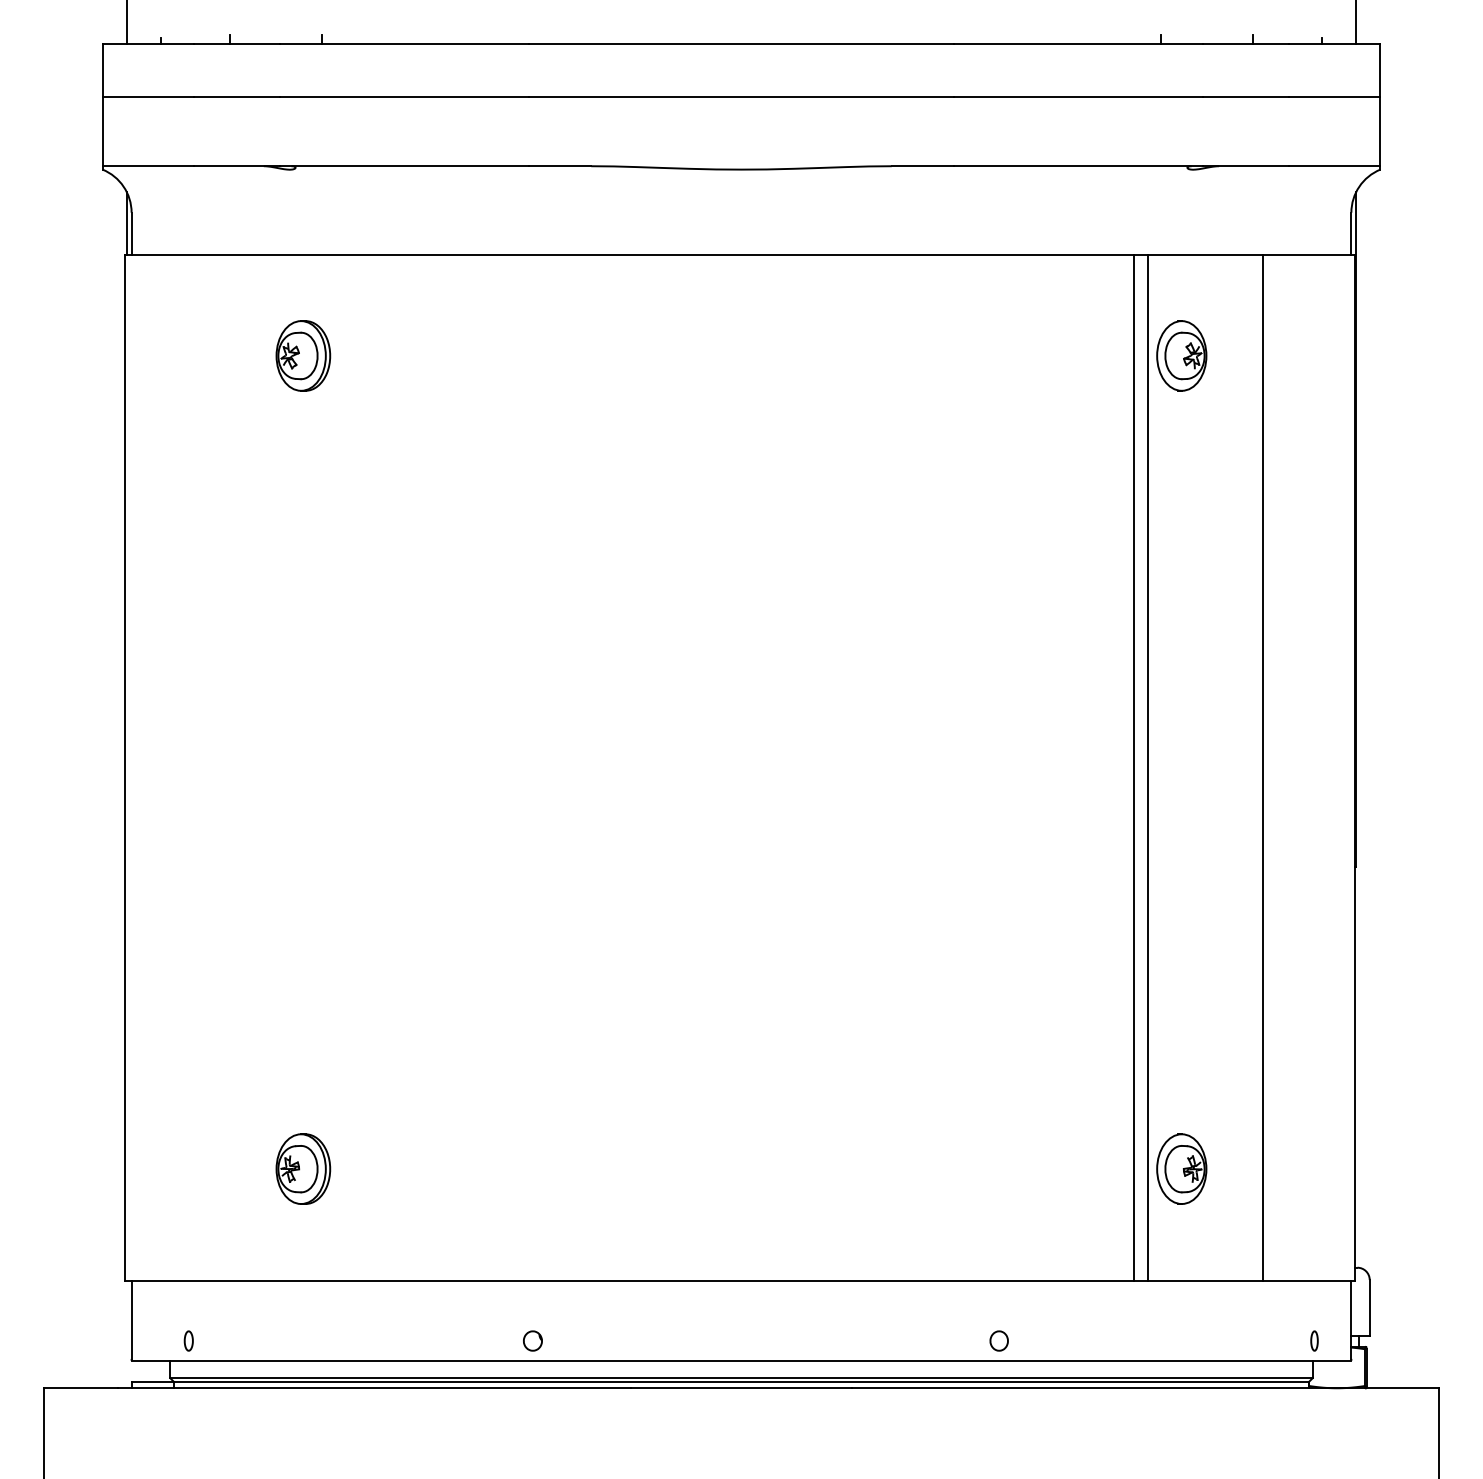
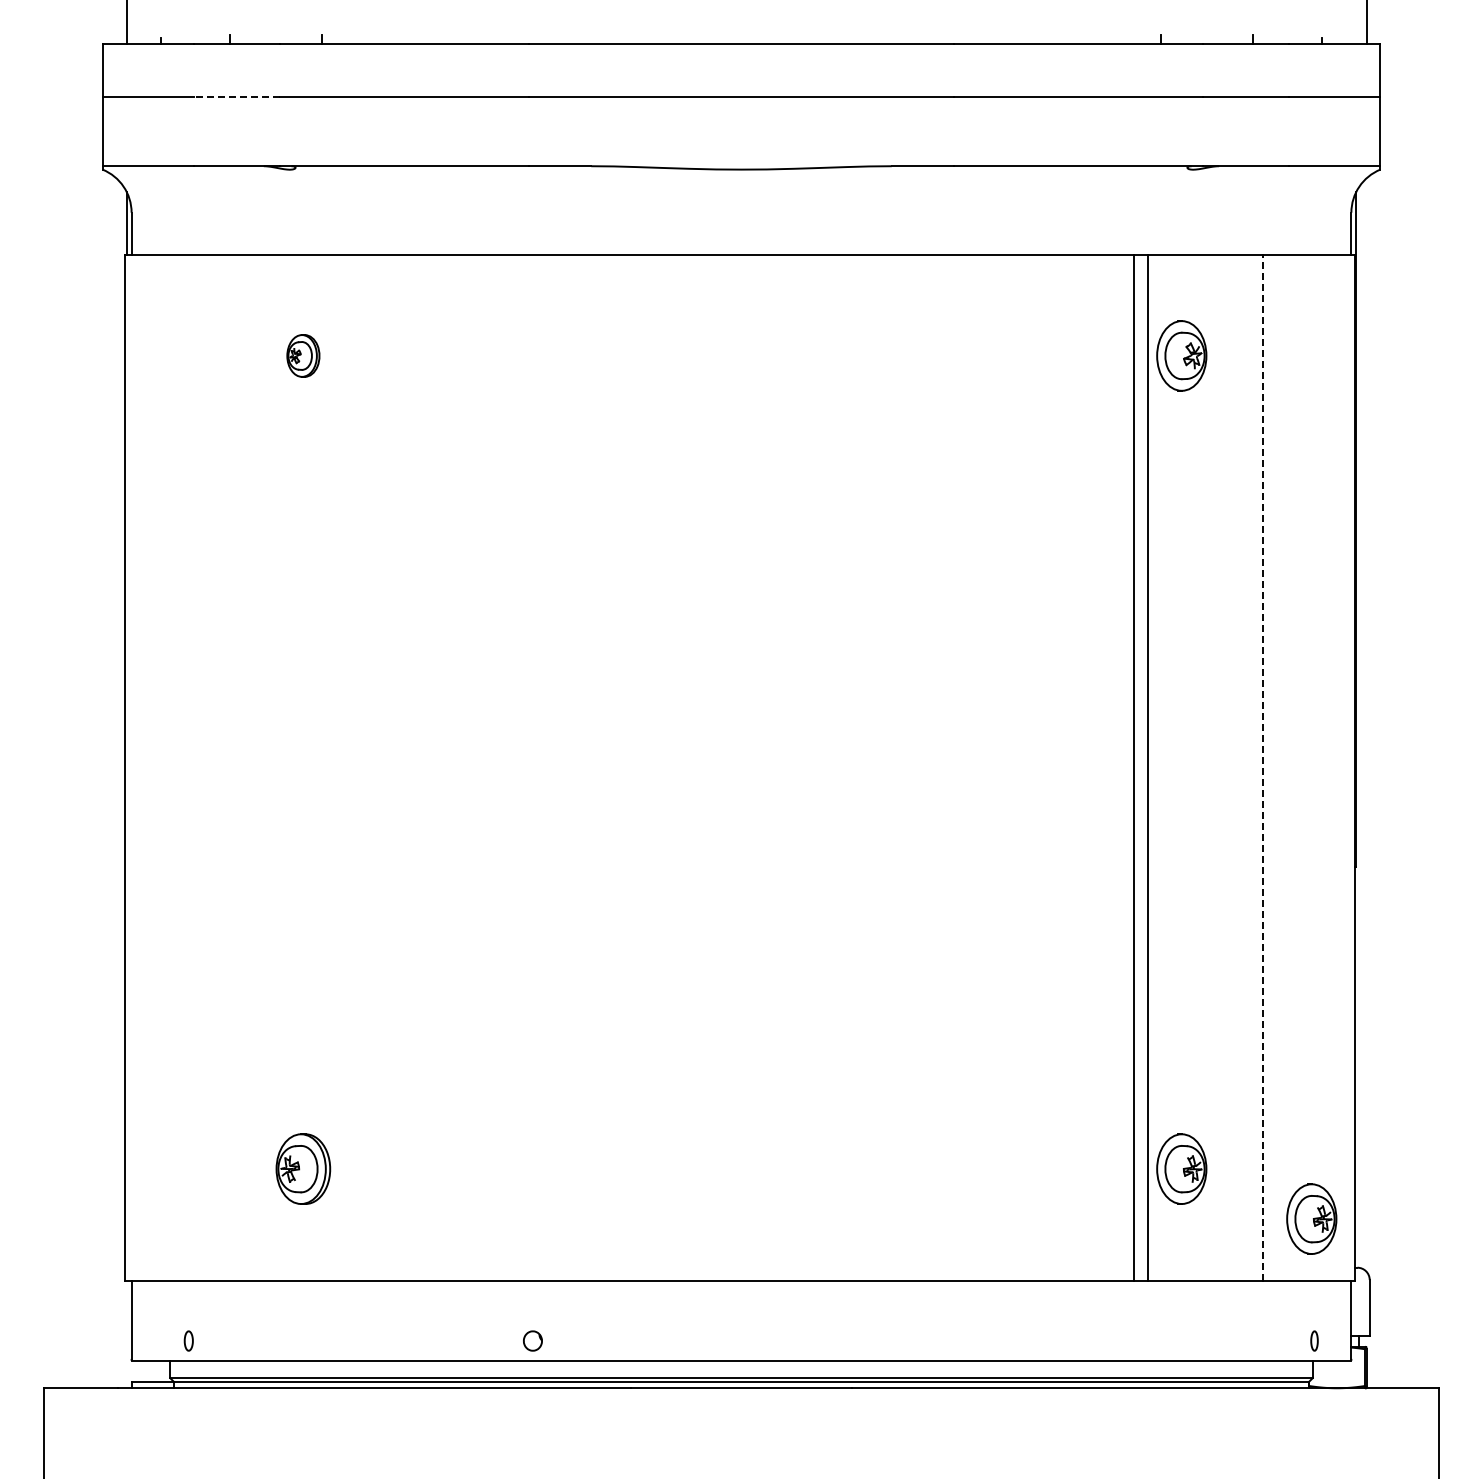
line position: (1356, 23) -> (1367, 23) (1367, 23)
line: solid -> dashed (236, 96)
part size: 57x72 px -> 35x44 px (303, 355)
line: solid -> dashed (1263, 767)
part: none -> present (1311, 1218)
part: present -> none (998, 1340)
